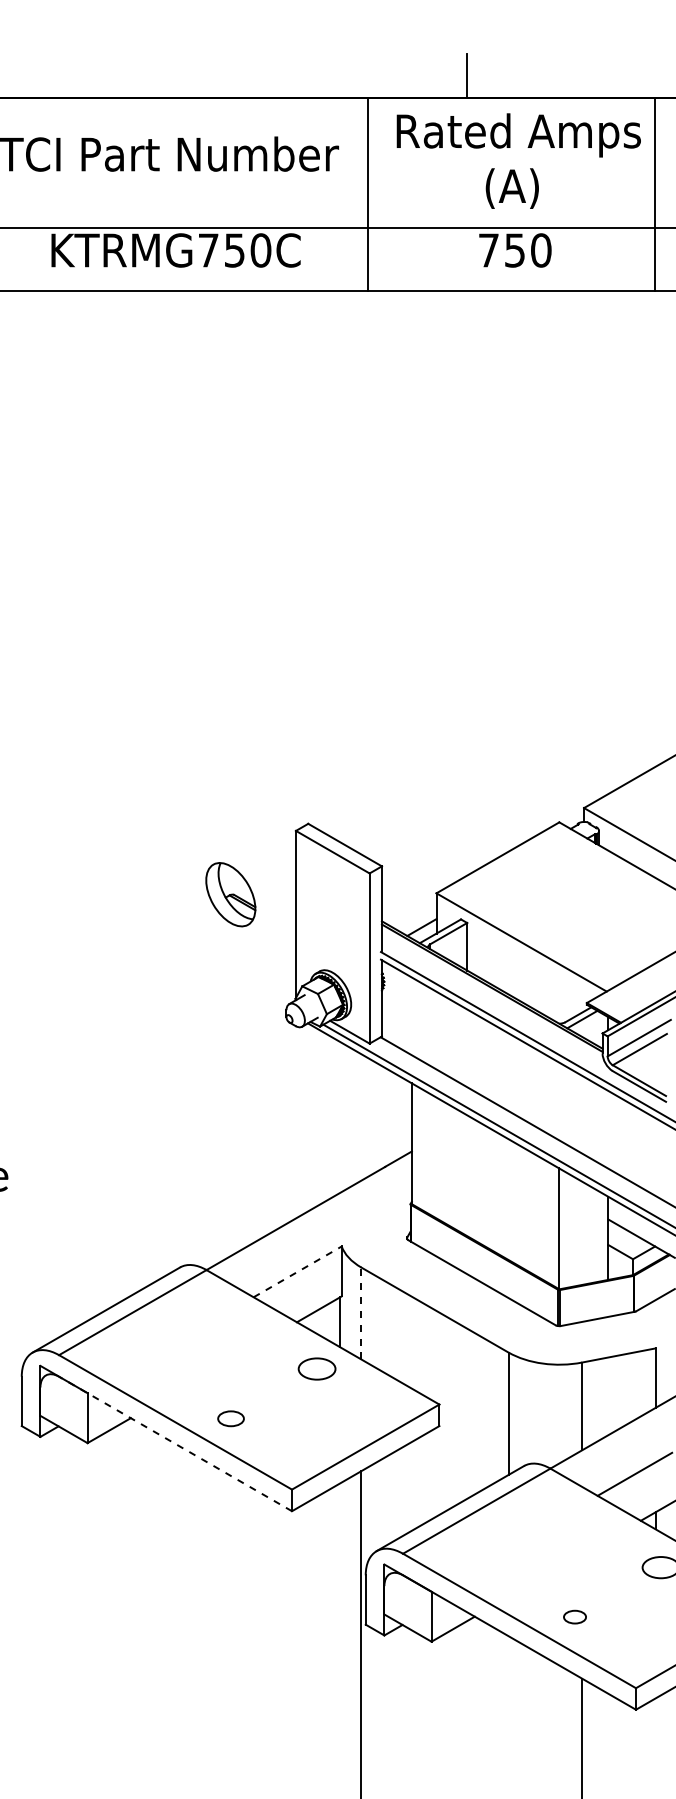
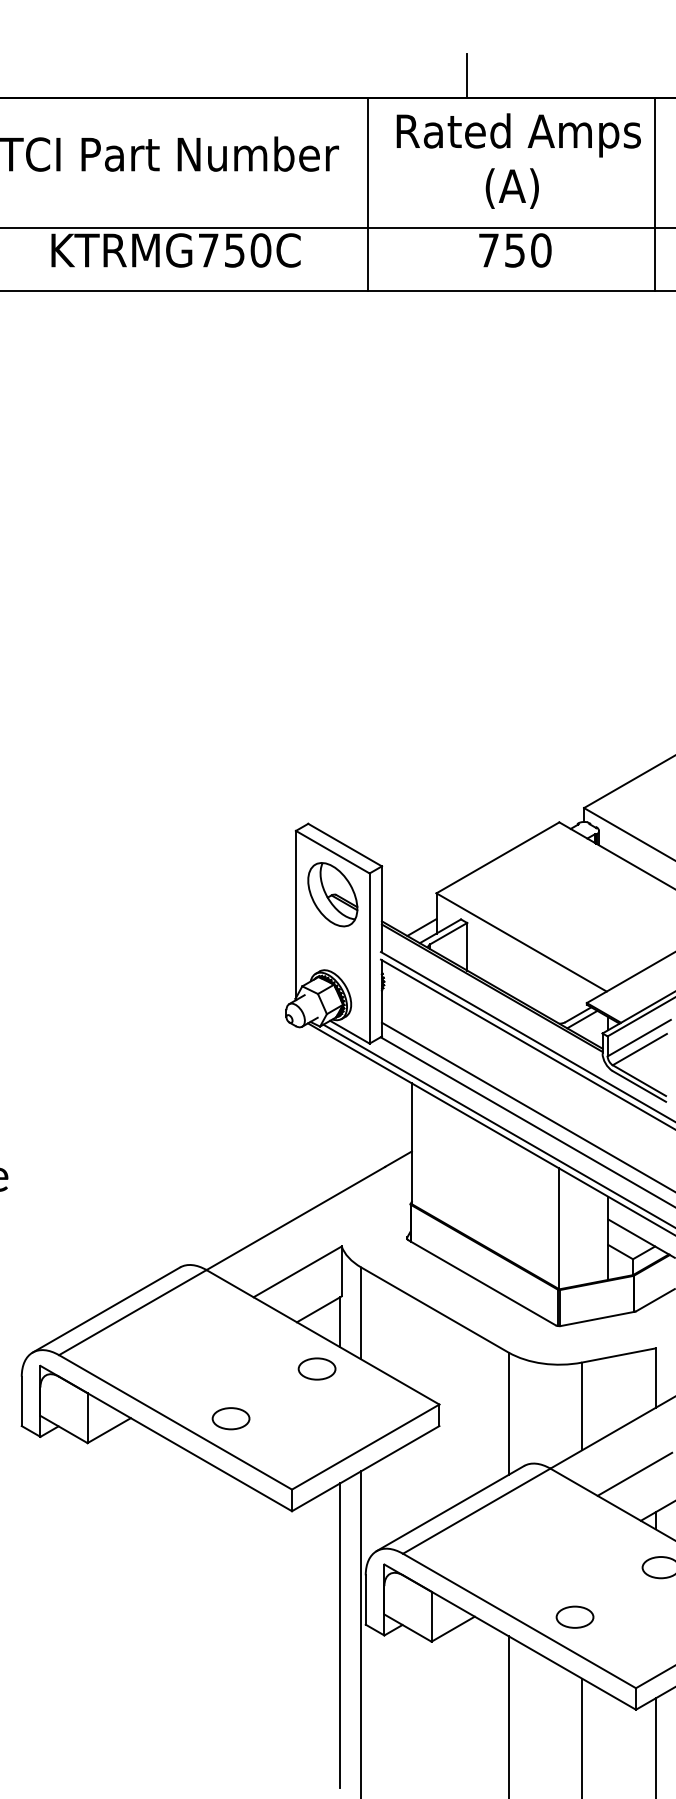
part position: (230, 894) -> (332, 894) (332, 894)
line: none -> present (526, 1106)
line: dashed -> solid (297, 1271)
line: dashed -> solid (361, 1313)
part size: 28x18 px -> 40x24 px (230, 1418)
line: dashed -> solid (175, 1443)
part size: 24x16 px -> 40x24 px (574, 1616)
line: none -> present (340, 1635)
line: none -> present (508, 1715)
line: none -> present (655, 1746)
